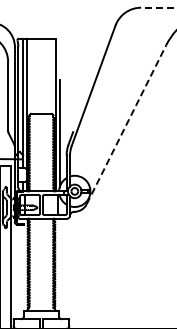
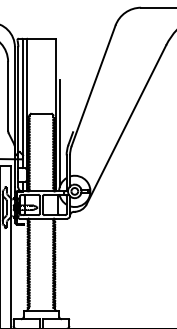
line: dashed -> solid (158, 7)
line: dashed -> solid (126, 124)
